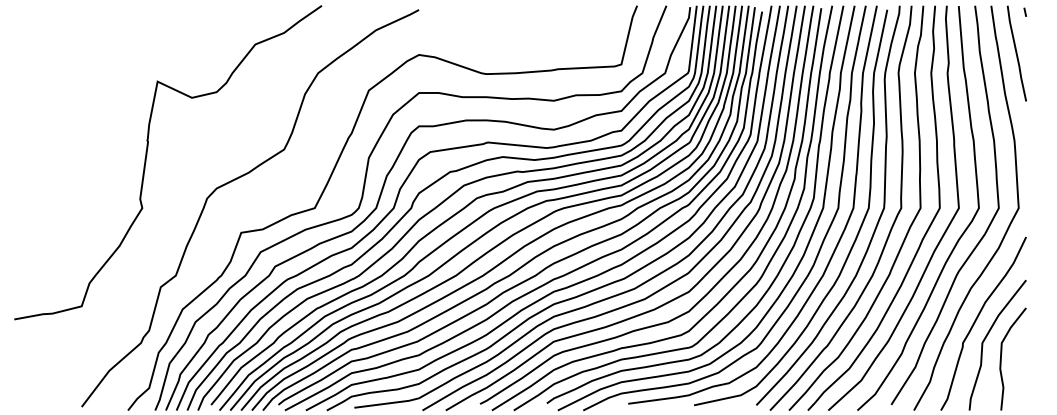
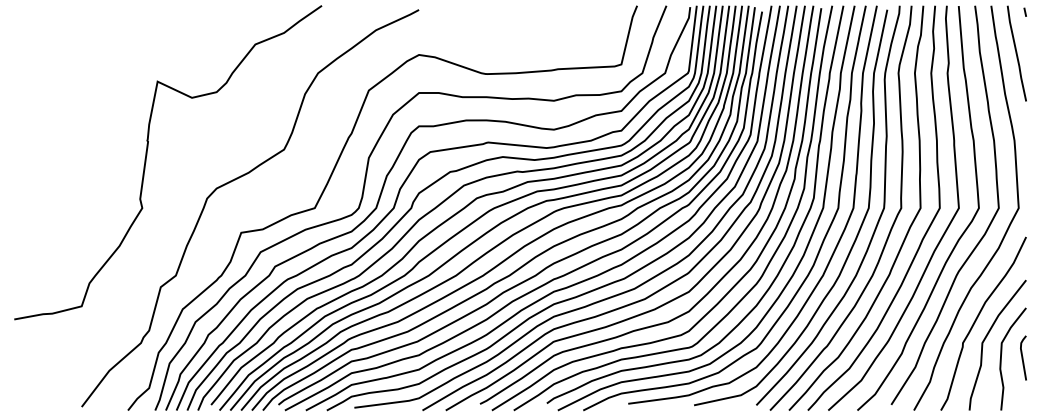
line: none -> present (1023, 357)
